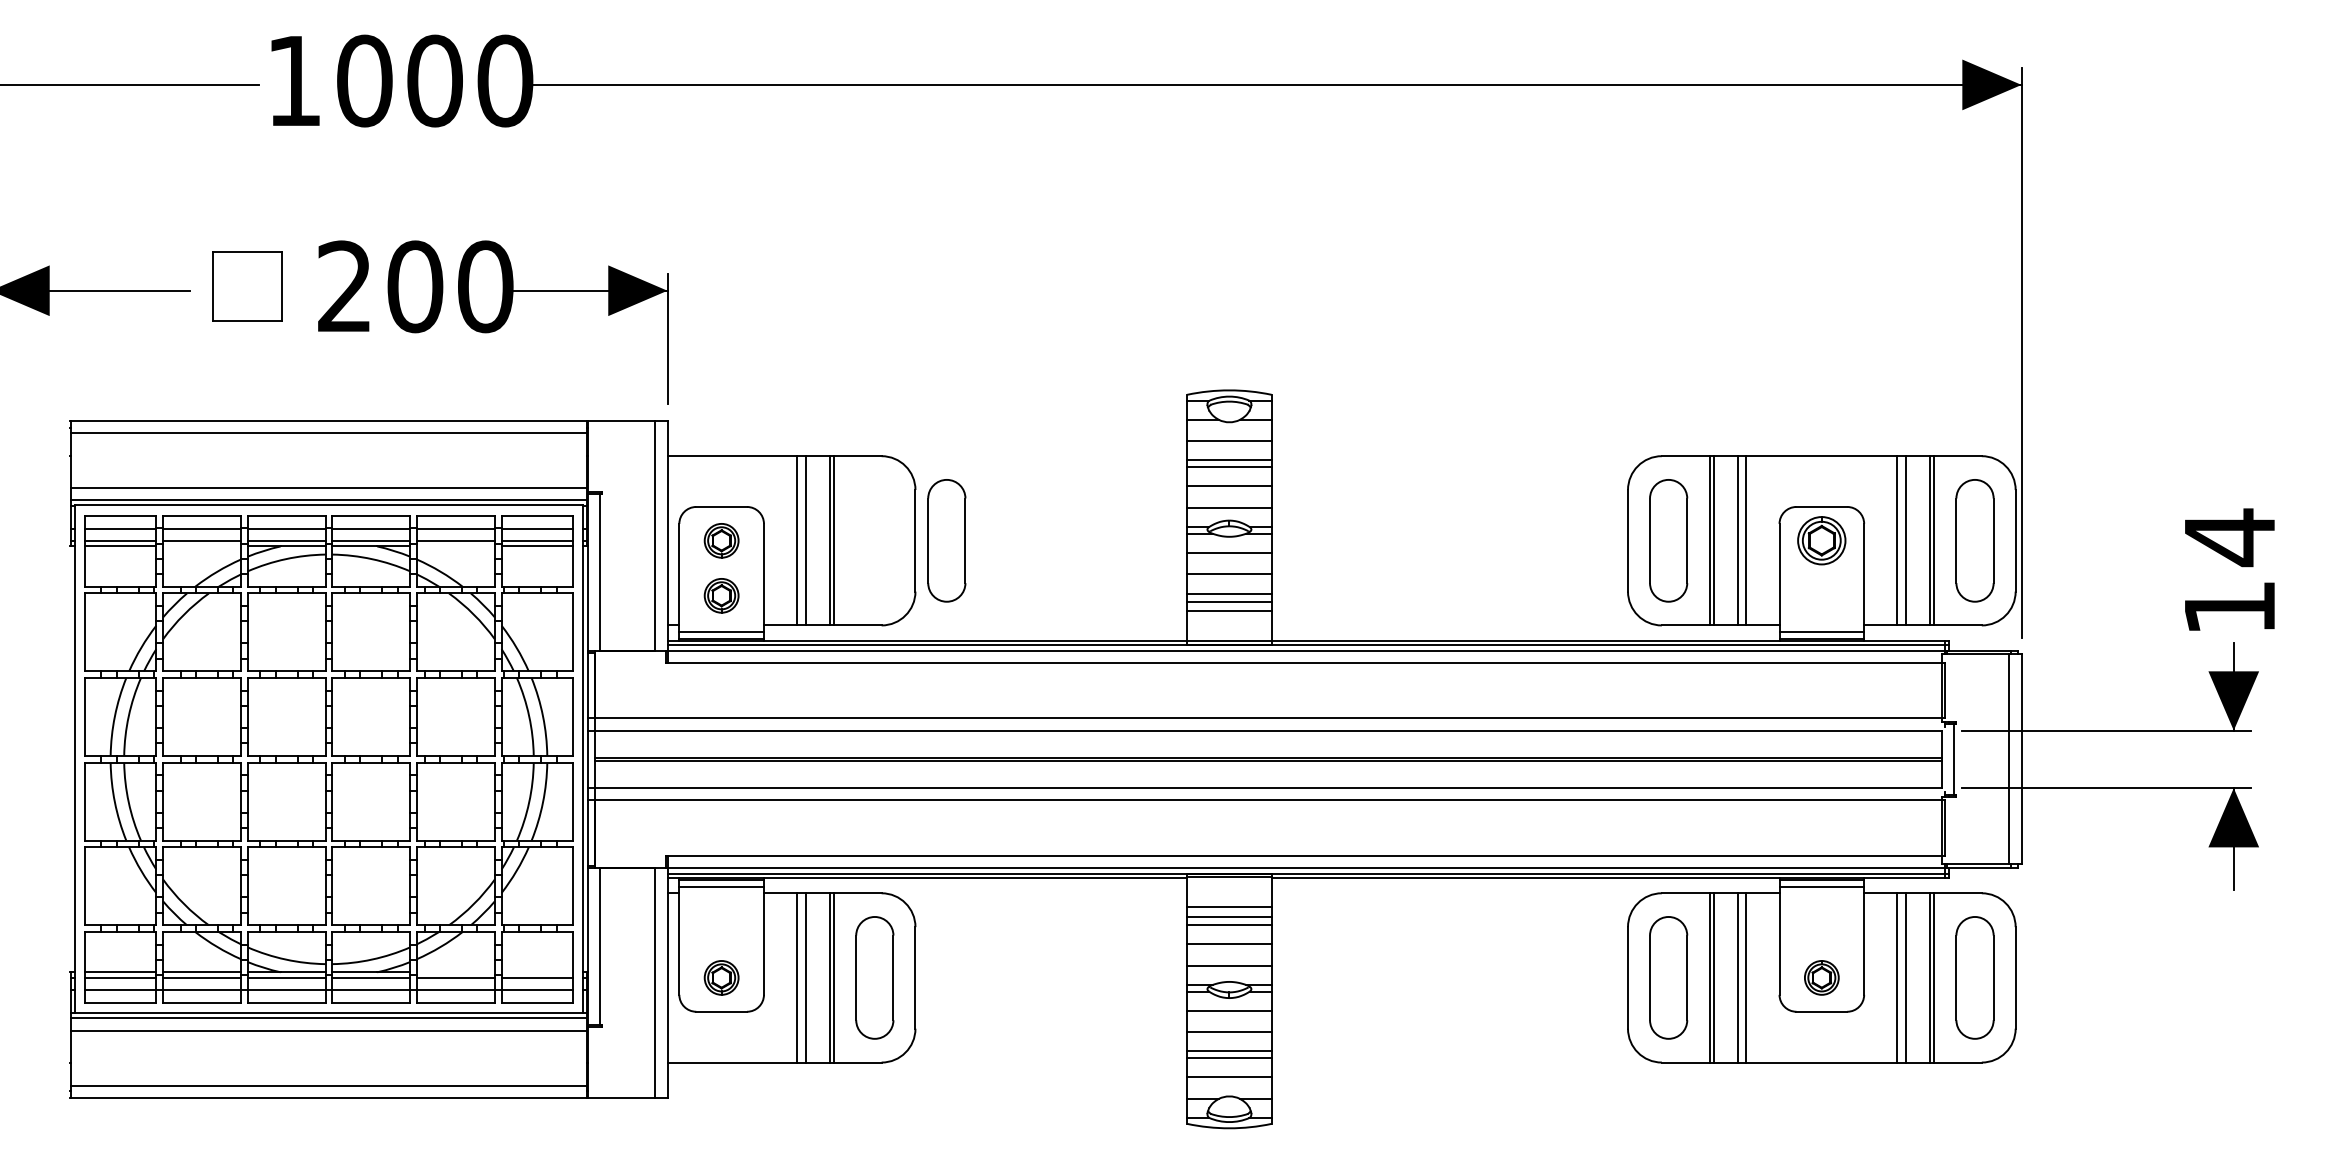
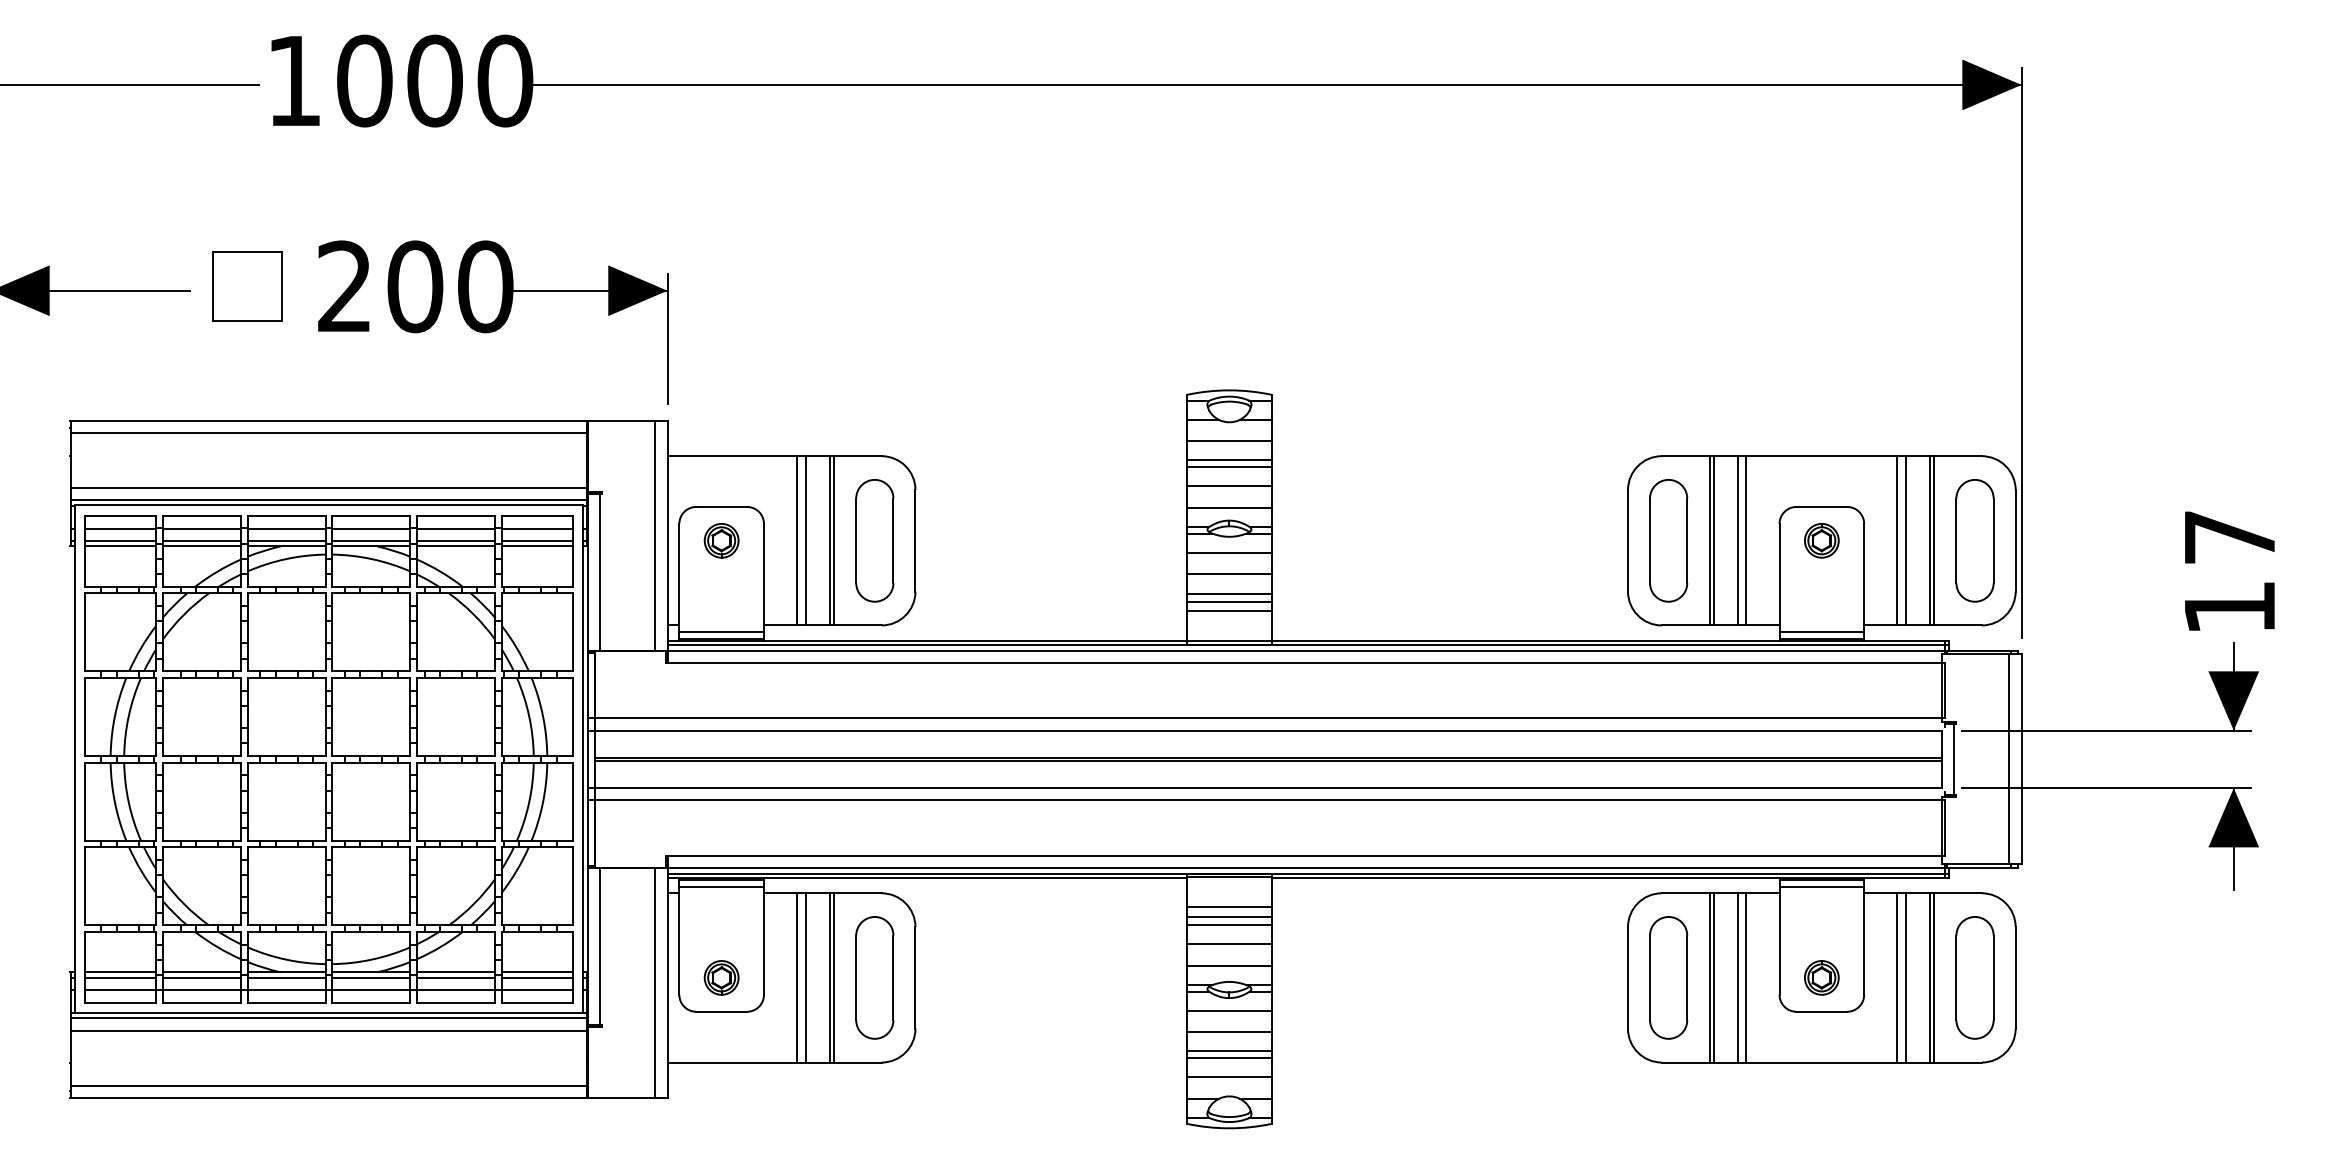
text: 14 -> 17 (2229, 537)
part position: (946, 540) -> (874, 540) (874, 540)
part size: 50x50 px -> 36x36 px (1821, 540)
line: none -> present (201, 546)
line: none -> present (455, 546)
part: present -> none (721, 595)
line: none -> present (455, 972)
line: none -> present (536, 972)
